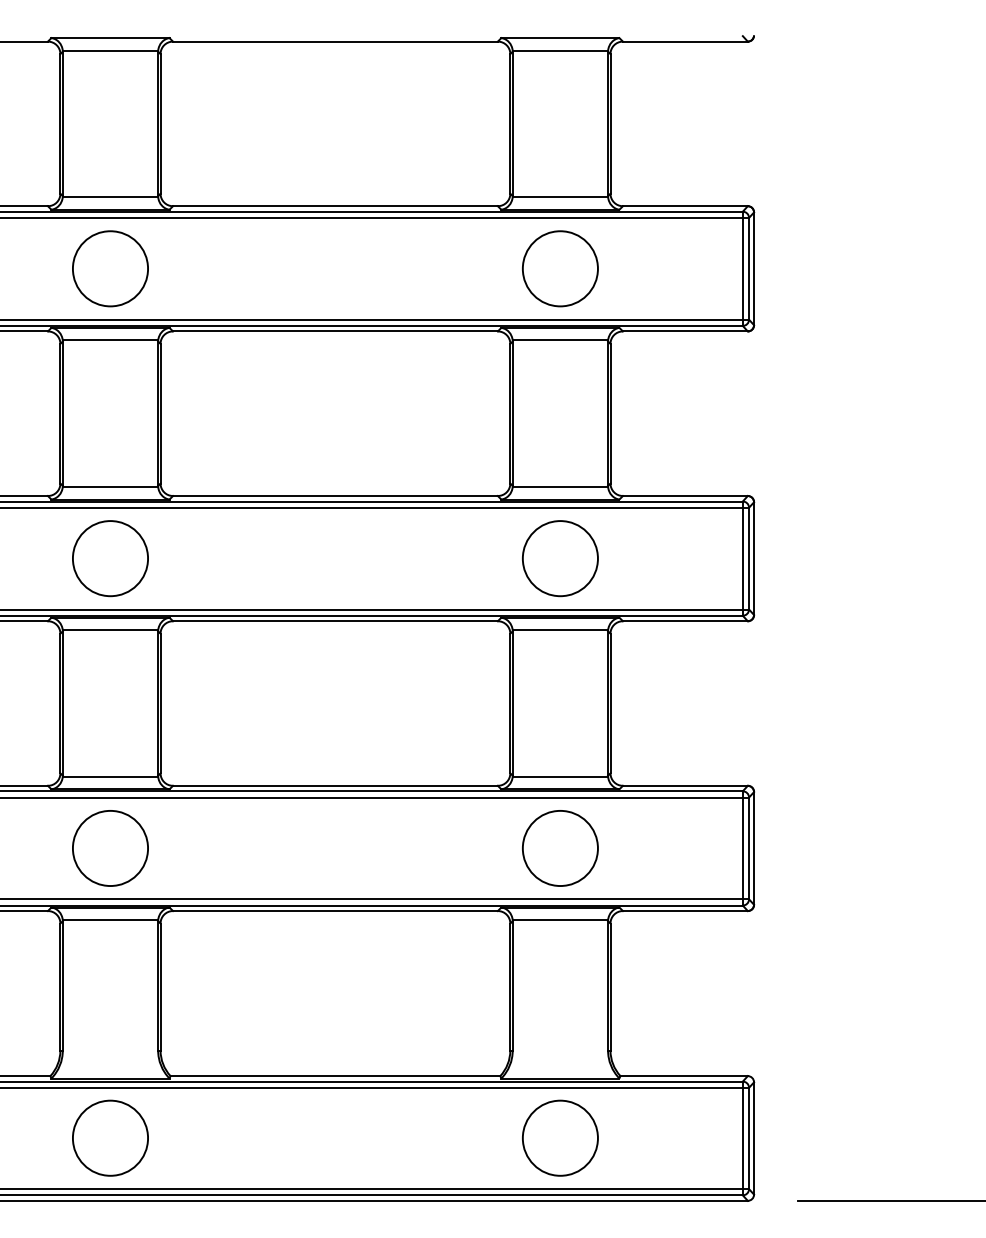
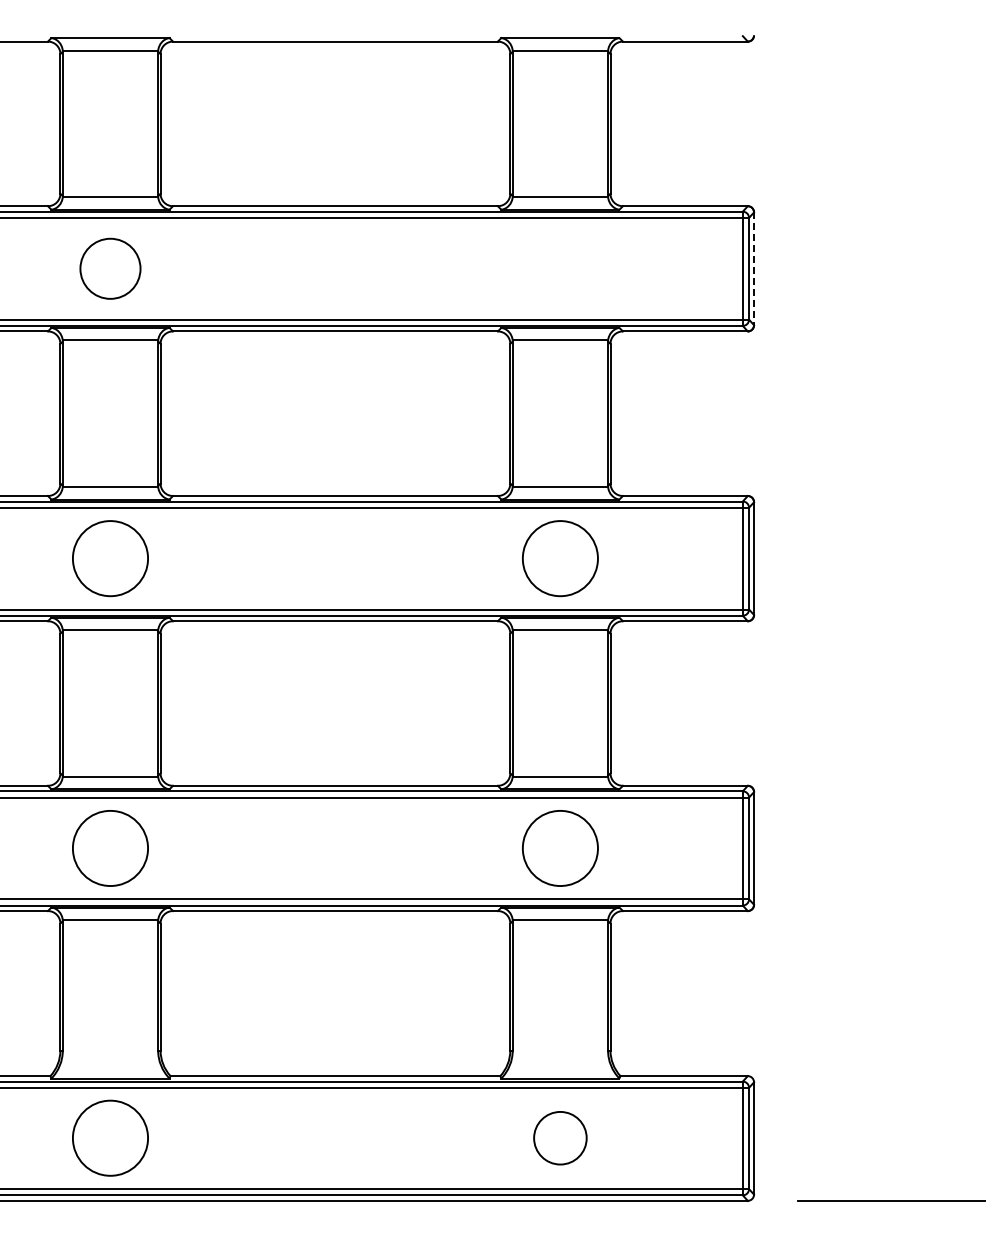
circle diameter: 75 px -> 60 px (110, 268)
circle: present -> none (560, 268)
line: solid -> dashed (754, 269)
circle diameter: 75 px -> 53 px (560, 1137)
